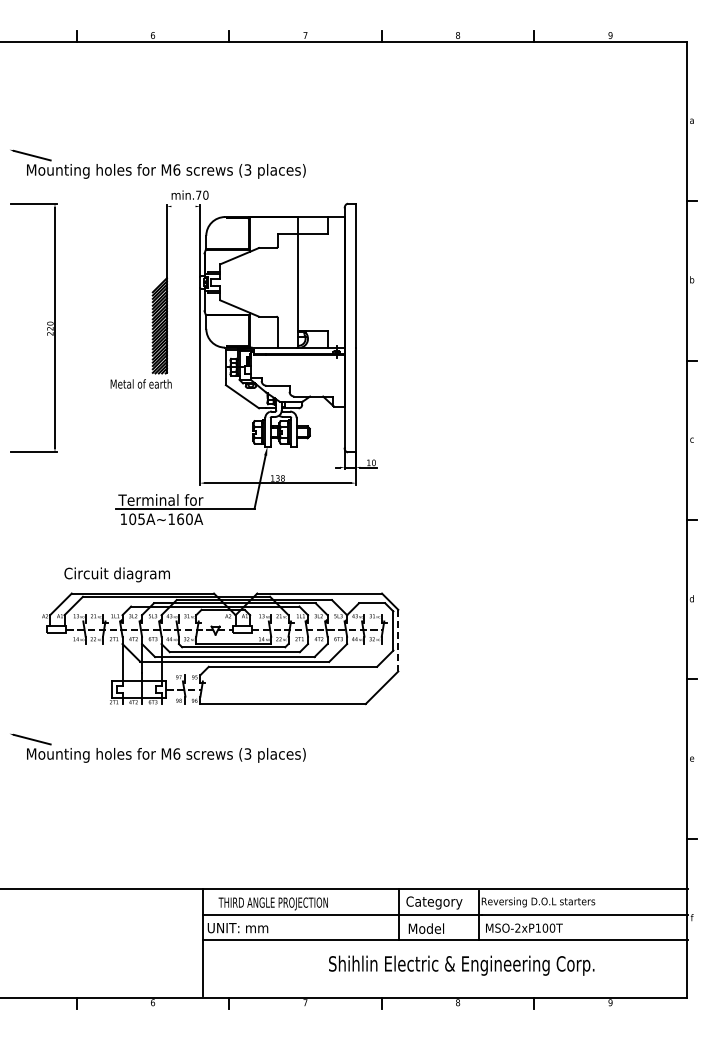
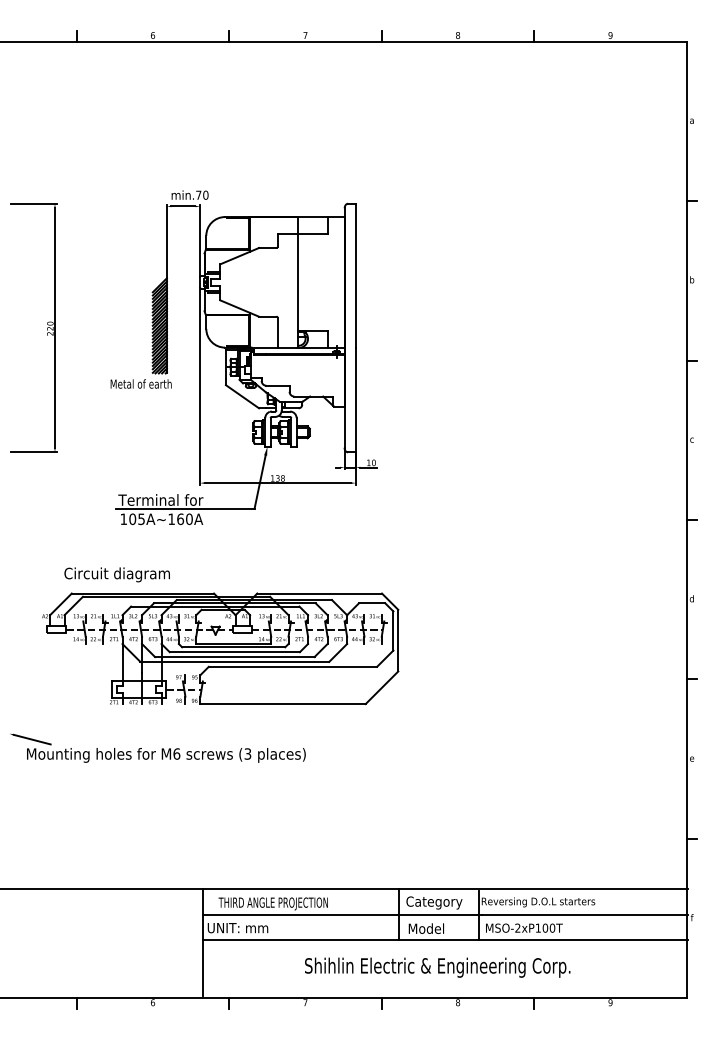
part: present -> none (157, 163)
line: none -> present (183, 206)
line: dashed -> solid (398, 640)
text position: (461, 965) -> (437, 967) (437, 967)
